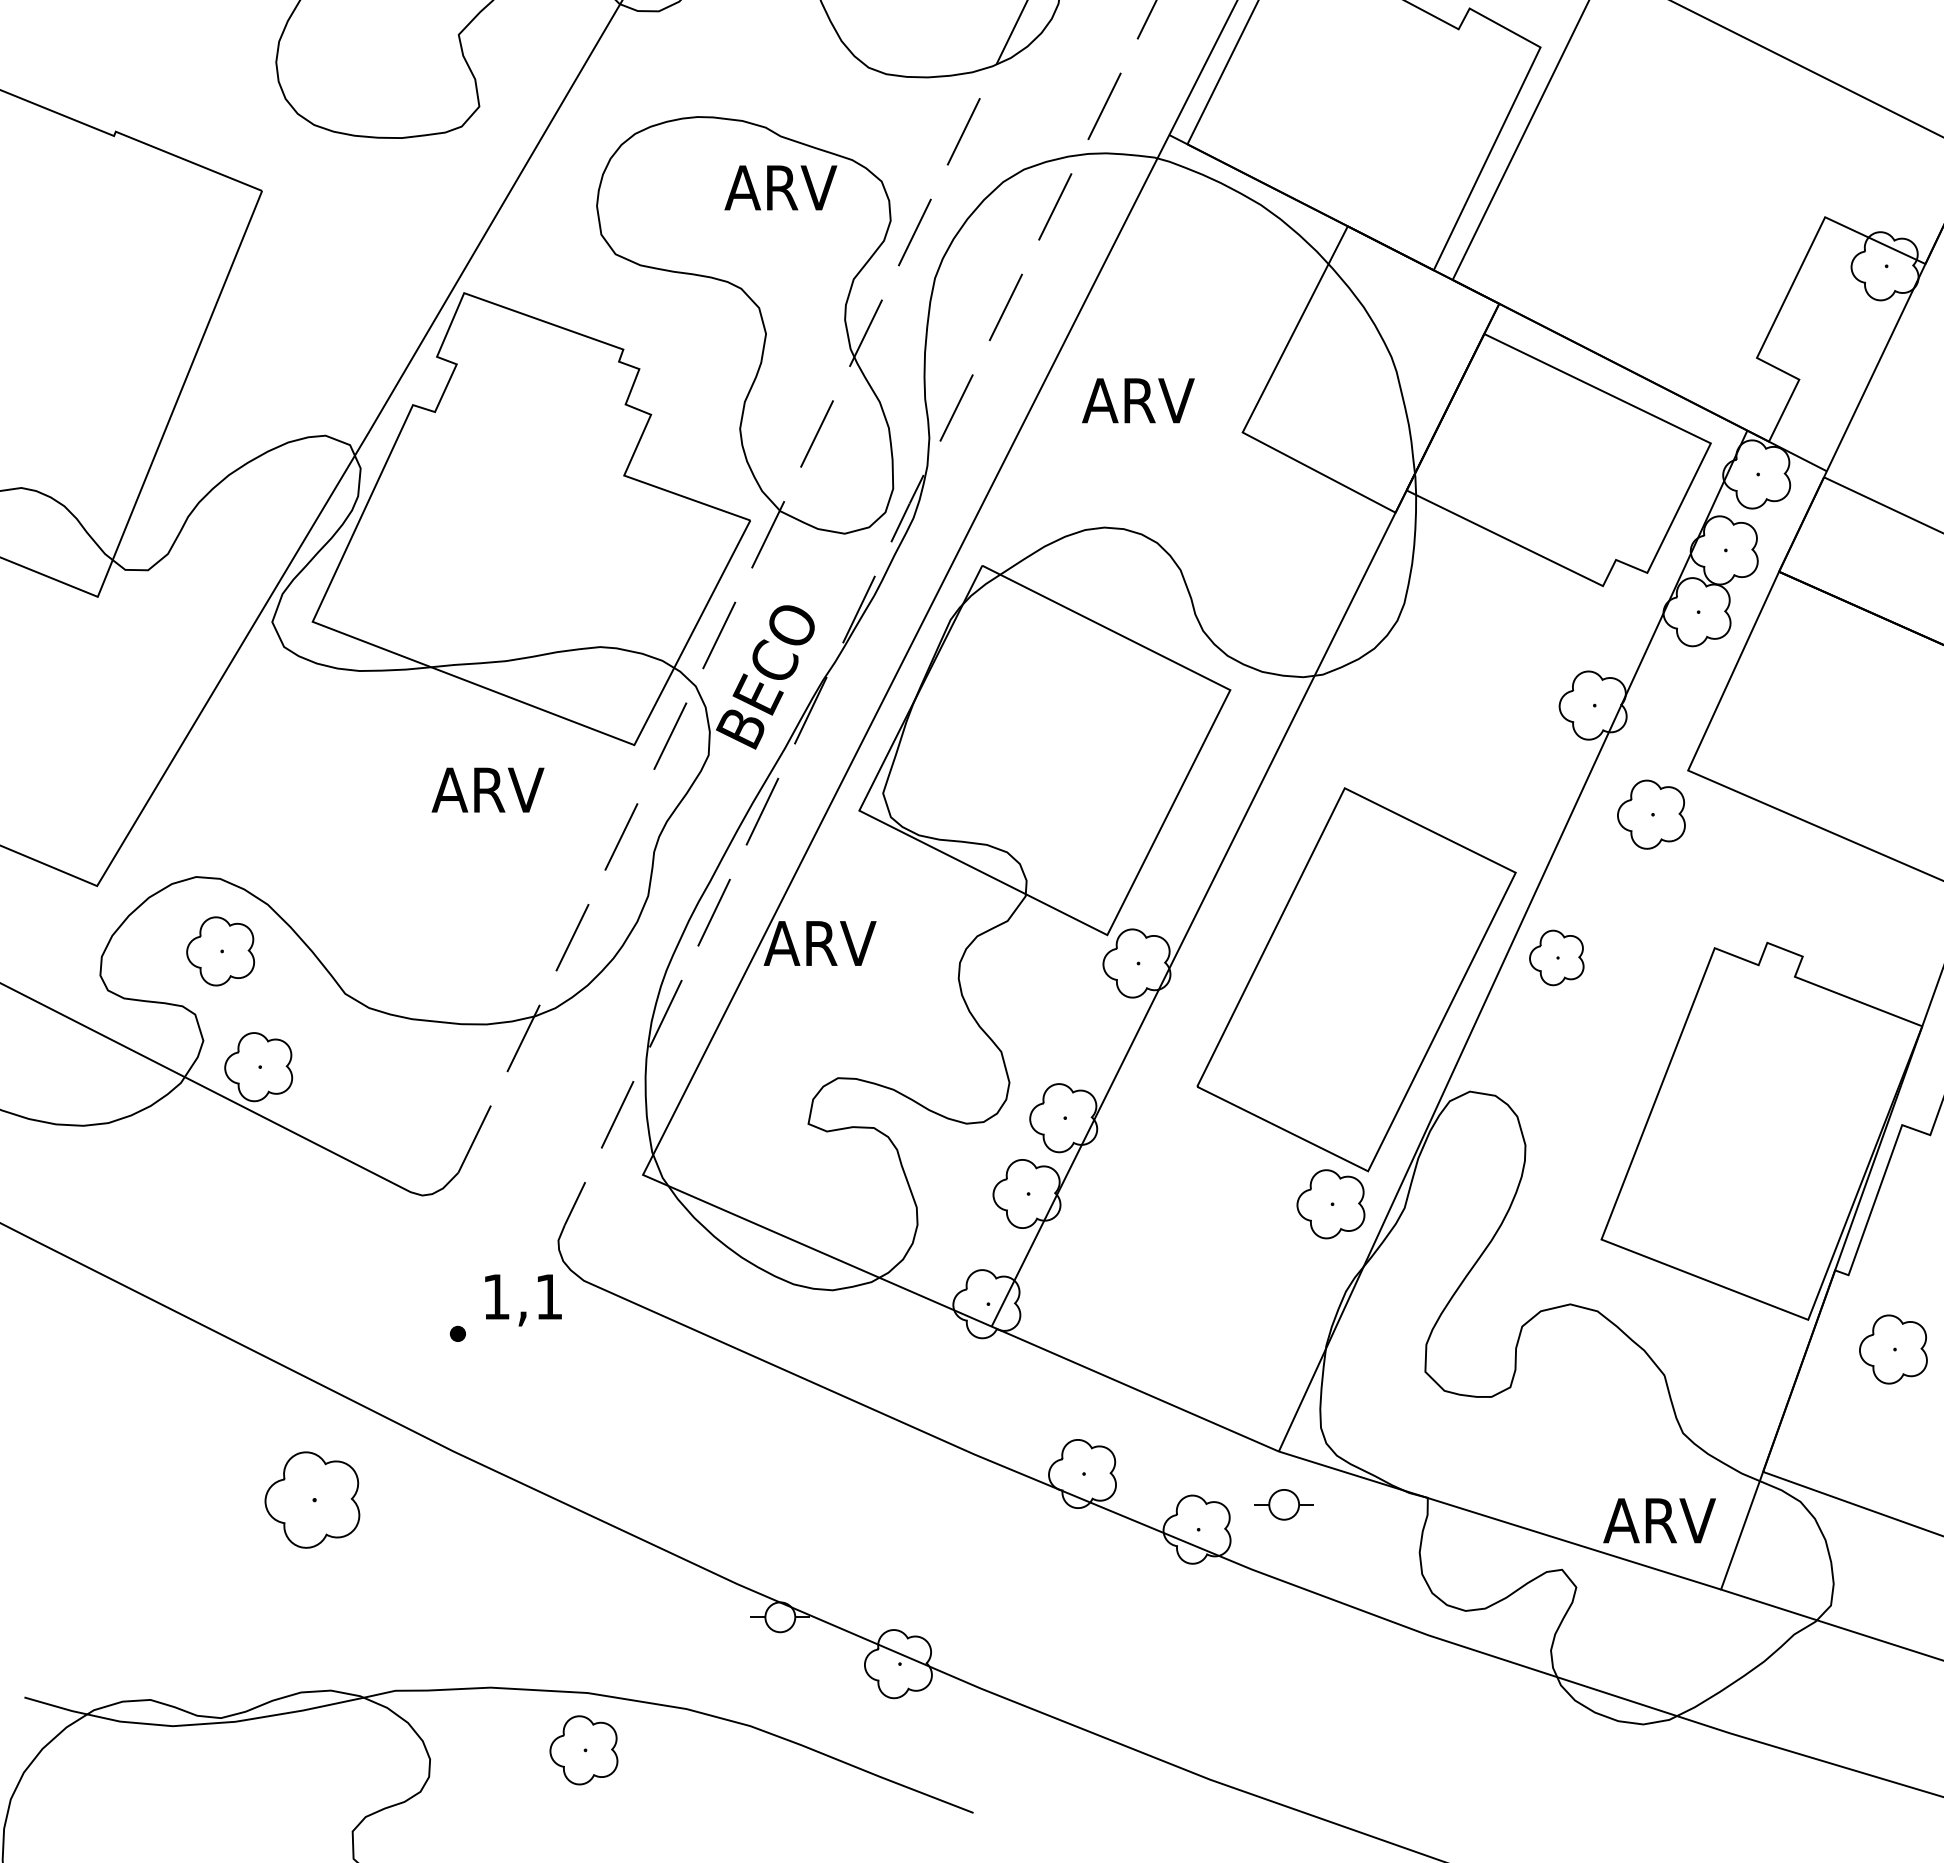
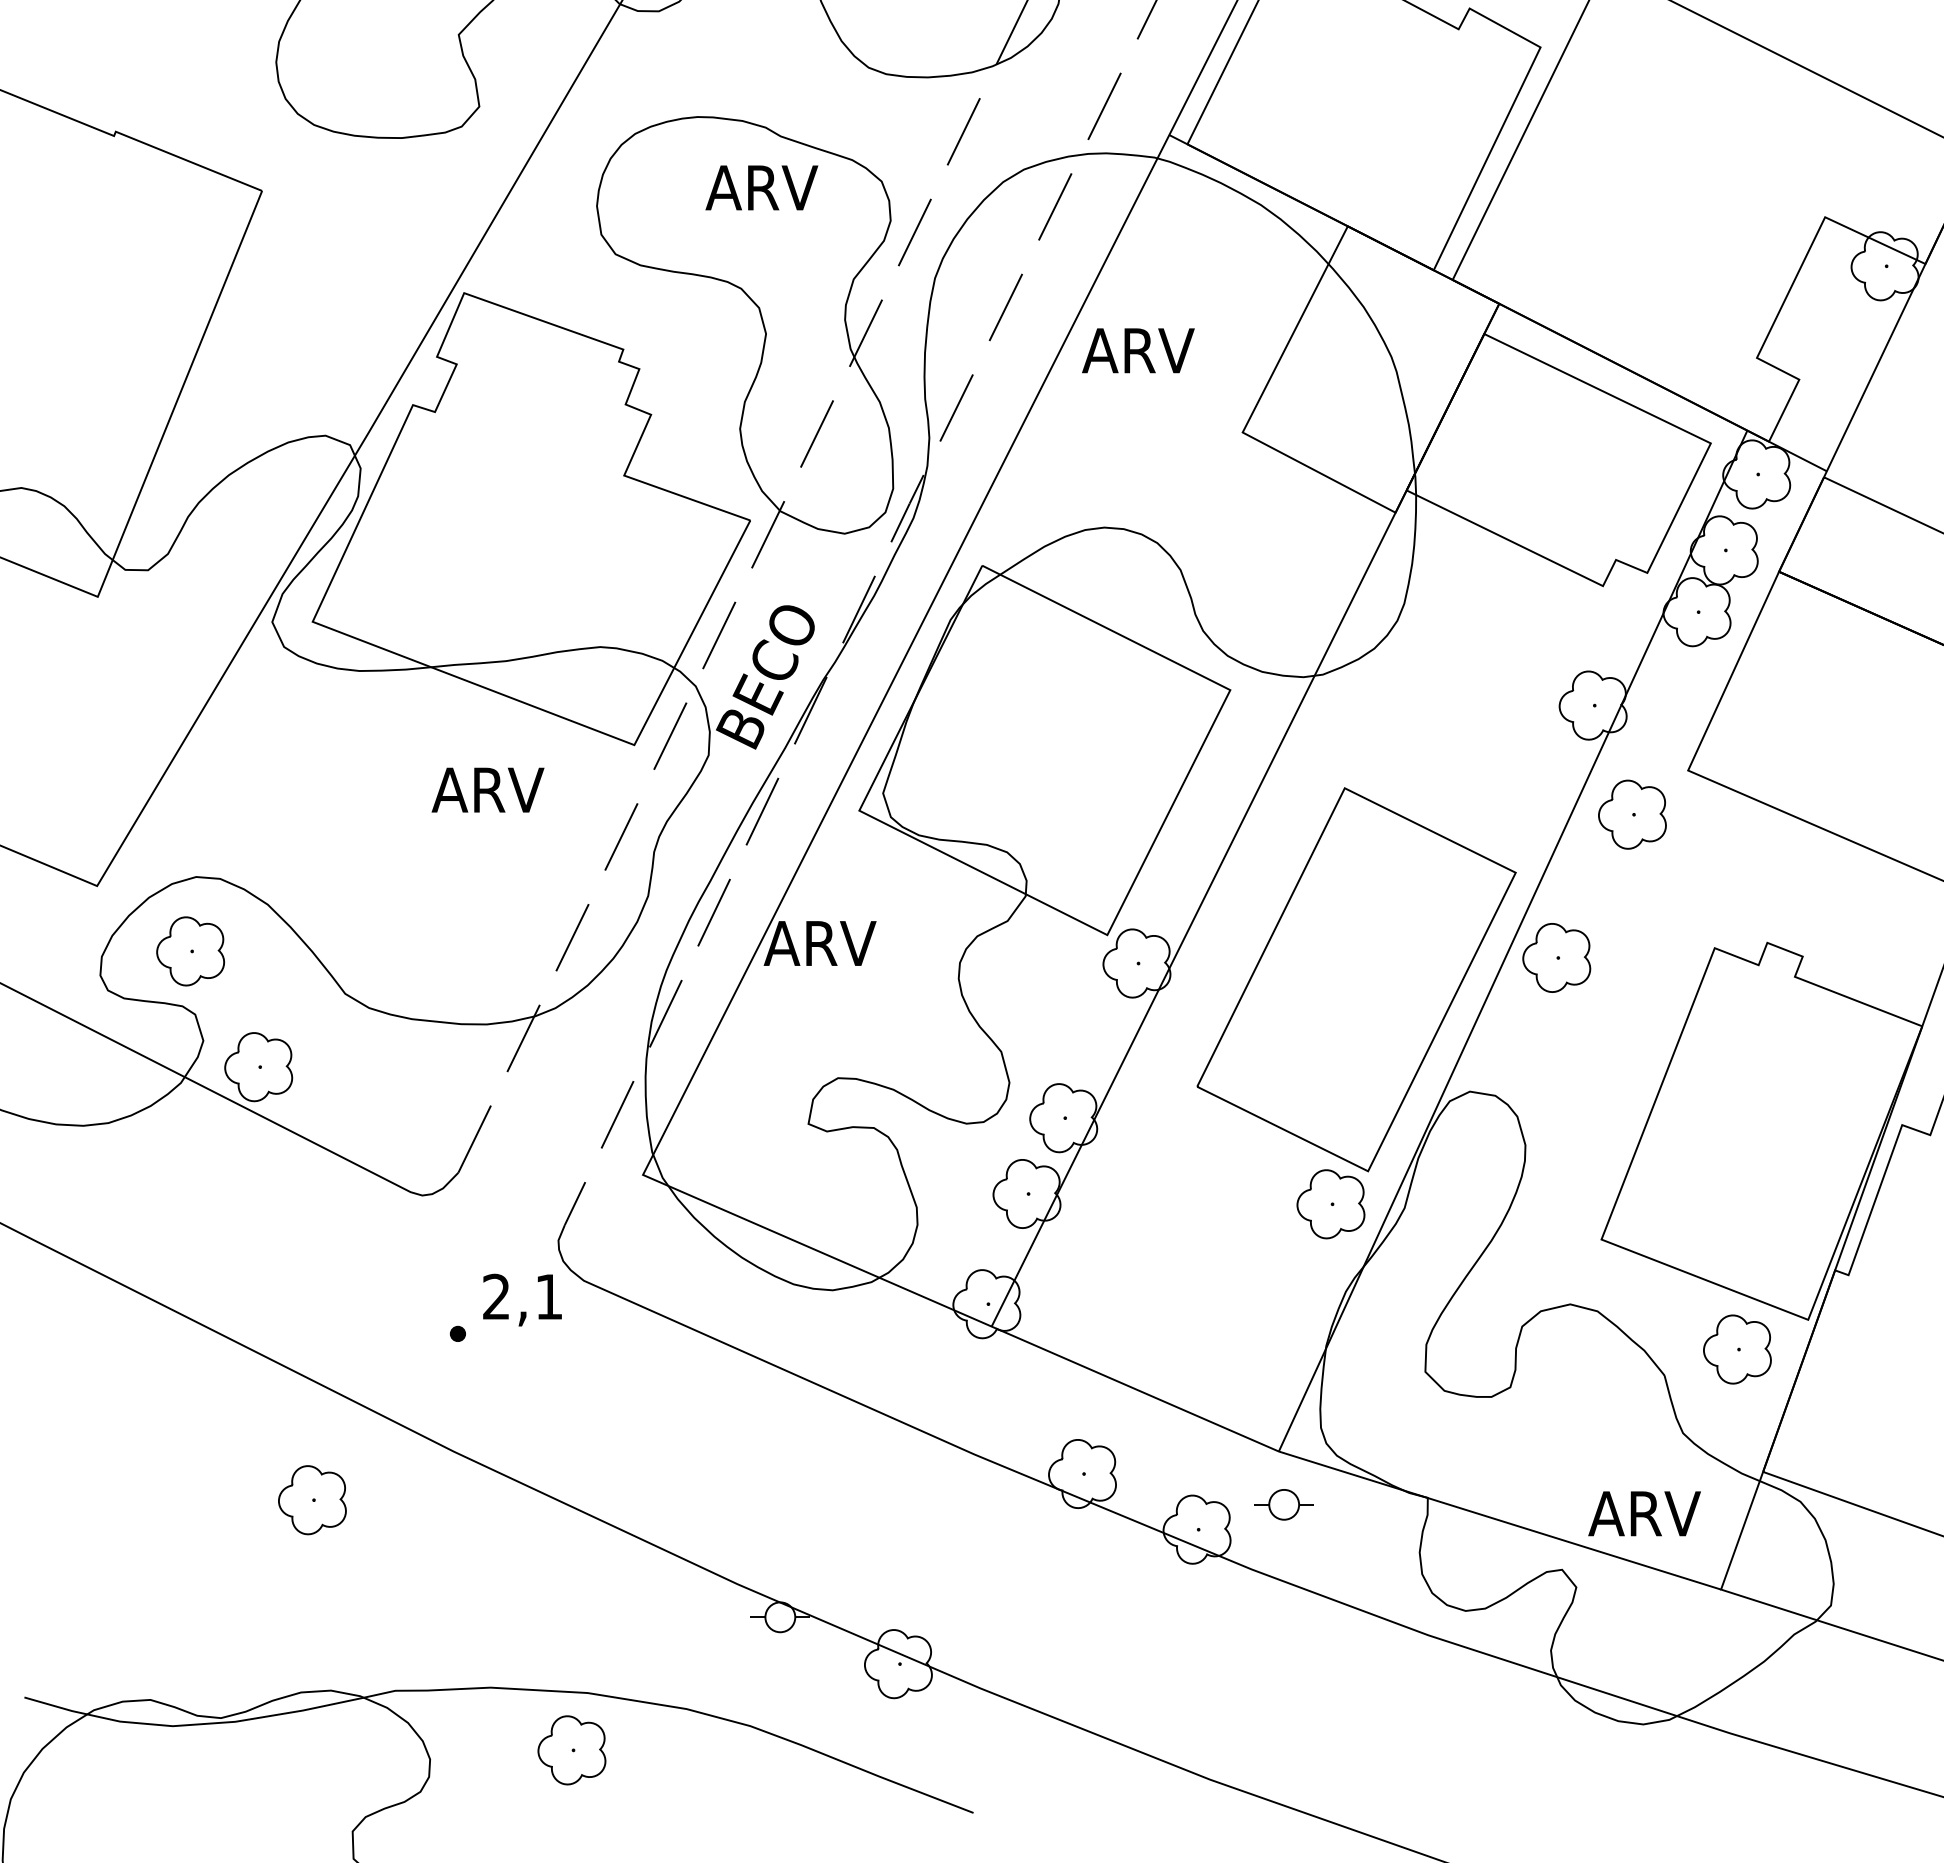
text position: (780, 187) -> (761, 187) (761, 187)
text position: (1138, 400) -> (1138, 350) (1138, 350)
part position: (1651, 814) -> (1632, 814) (1632, 814)
part position: (220, 951) -> (190, 951) (190, 951)
part size: 56x58 px -> 70x70 px (1556, 957)
text: 1,1 -> 2,1 (496, 1296)
part position: (1893, 1349) -> (1737, 1349) (1737, 1349)
part size: 97x98 px -> 69x71 px (312, 1500)
text position: (1659, 1520) -> (1644, 1513) (1644, 1513)
part position: (583, 1750) -> (571, 1750) (571, 1750)
